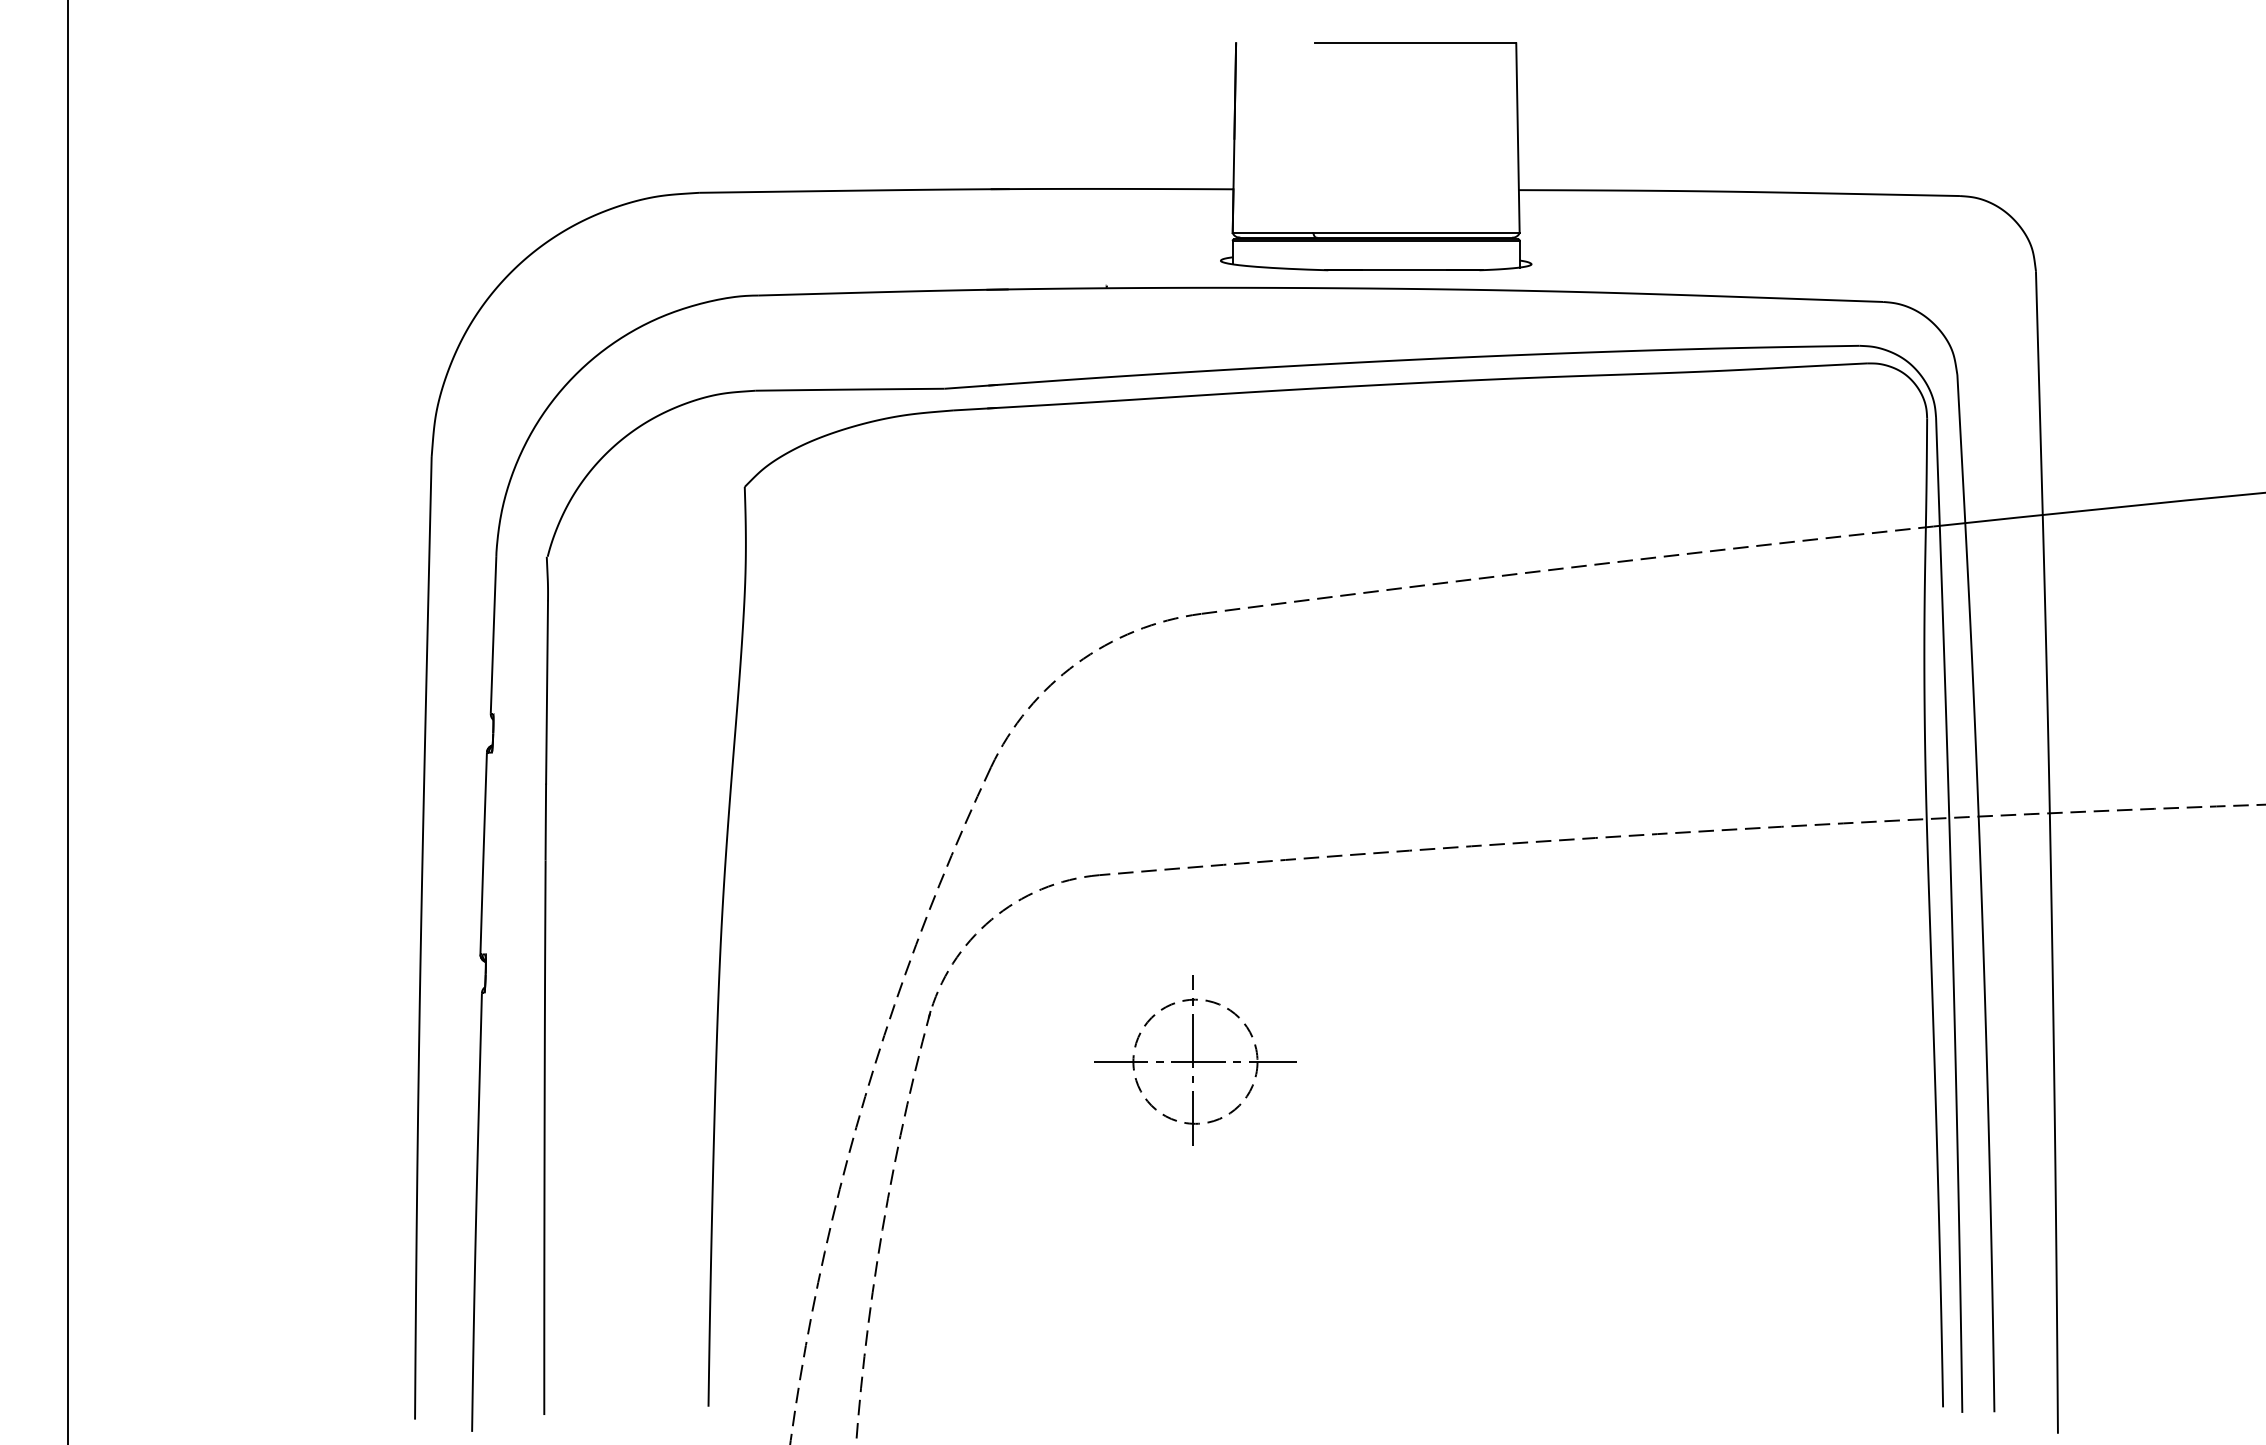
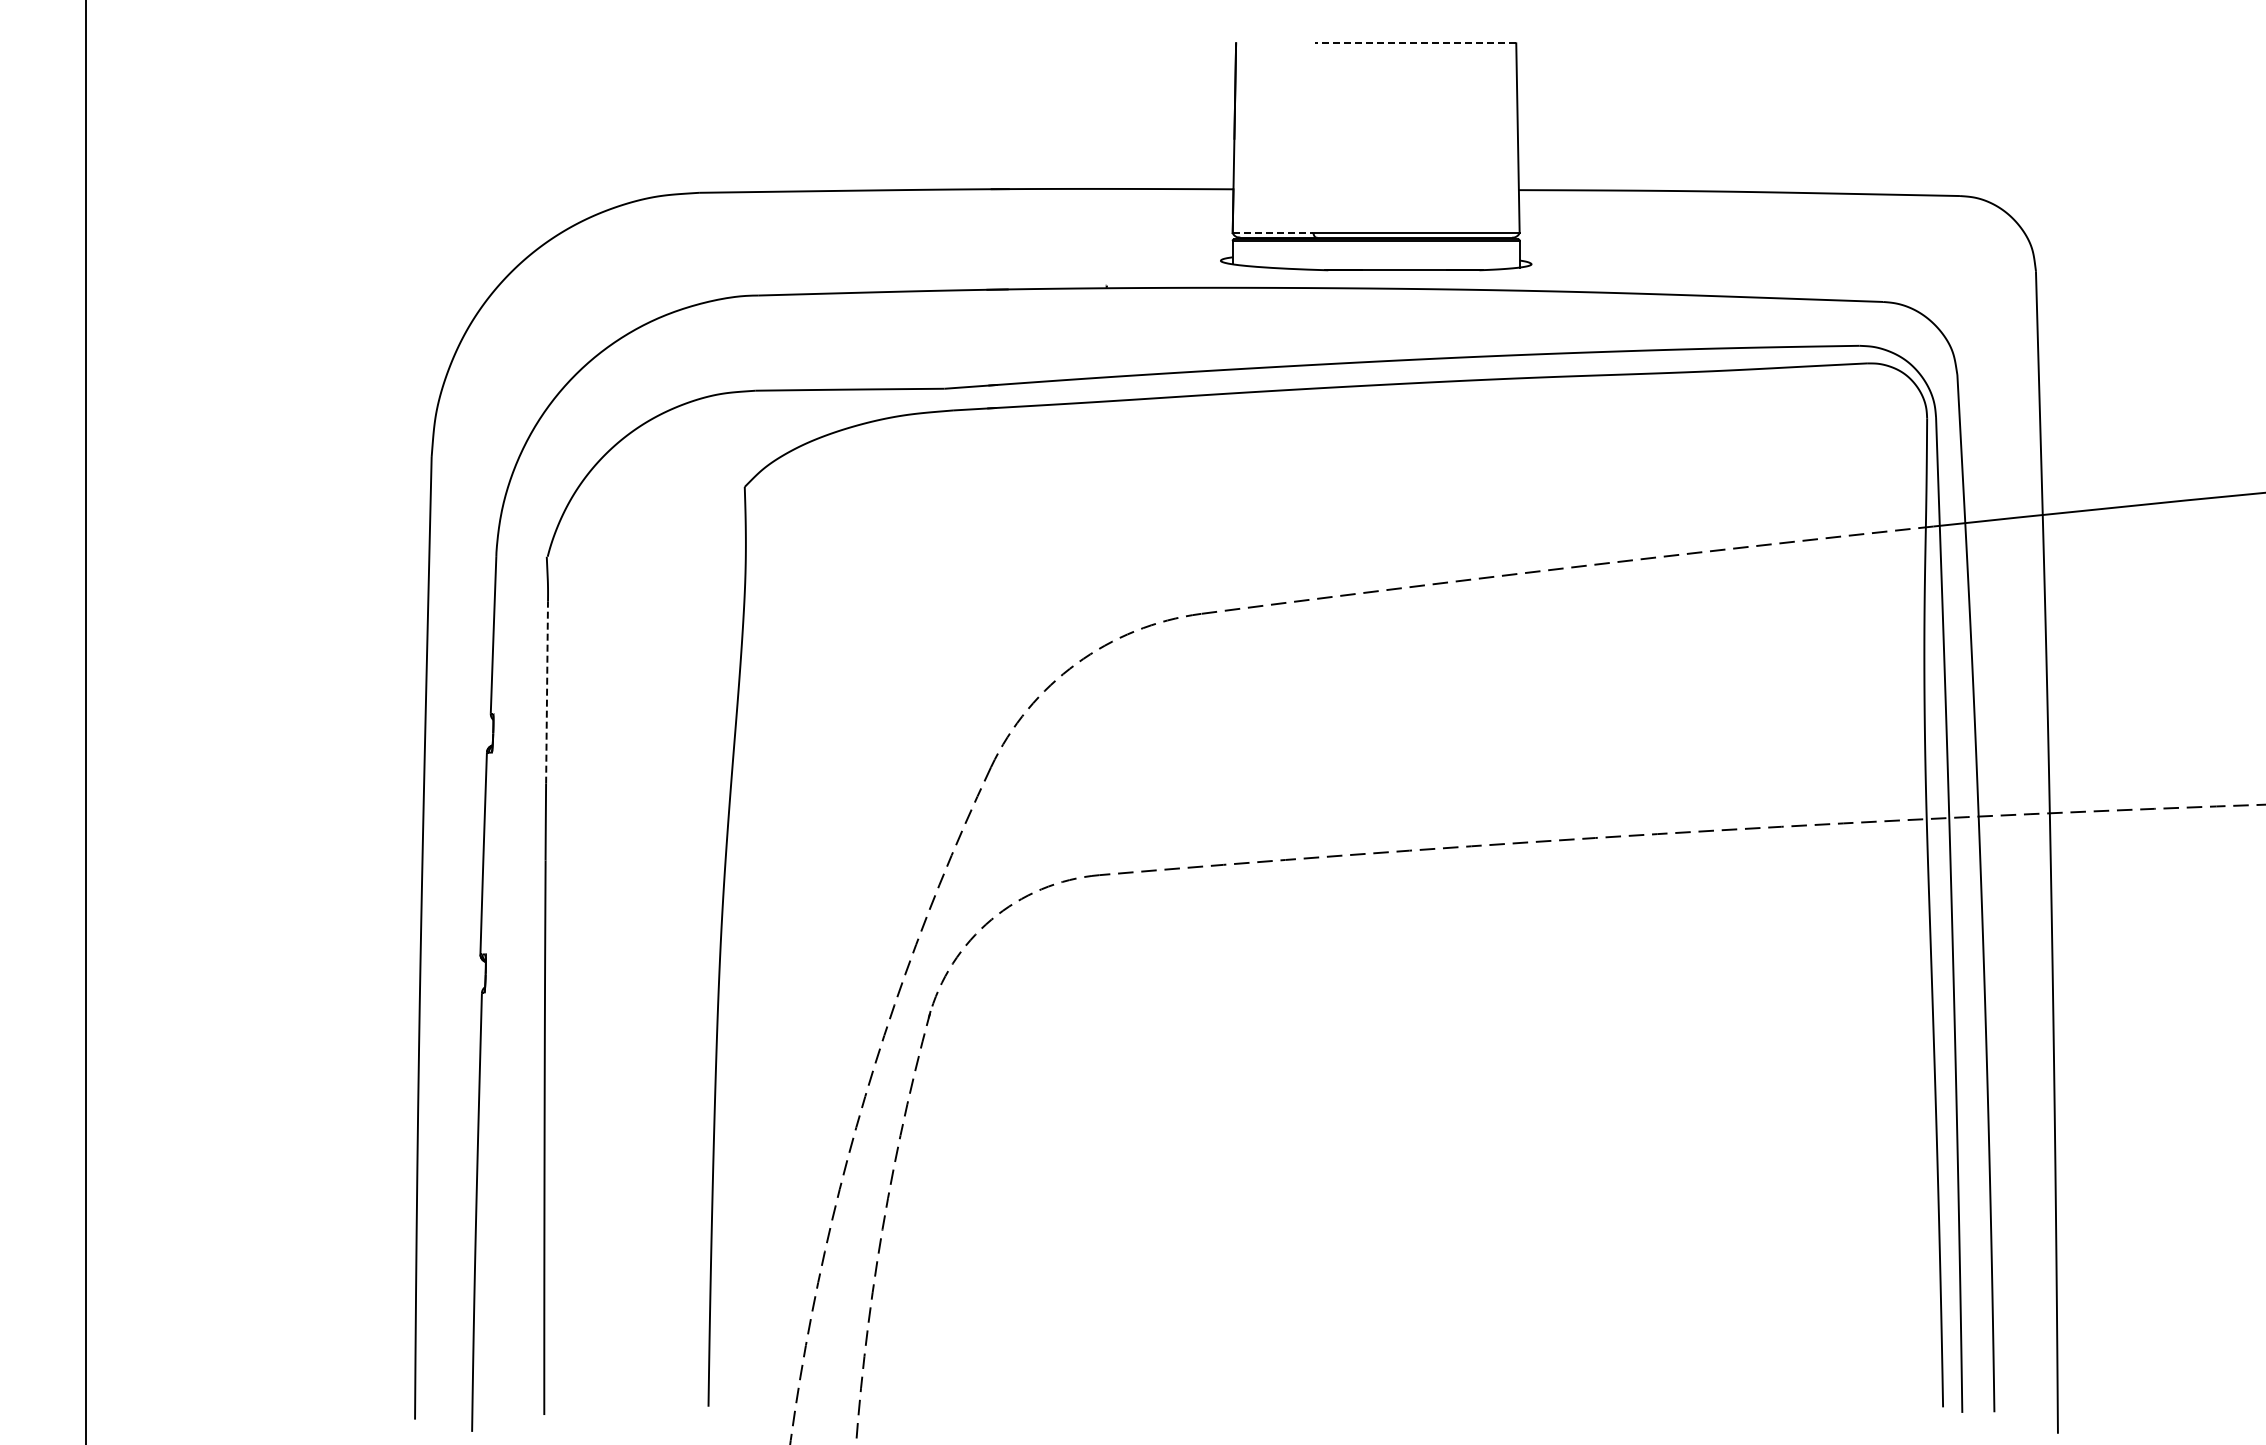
line: solid -> dashed (1415, 43)
line: solid -> dashed (1273, 233)
line: solid -> dashed (547, 691)
line position: (67, 721) -> (85, 721) (85, 721)
part: present -> none (1195, 1060)
